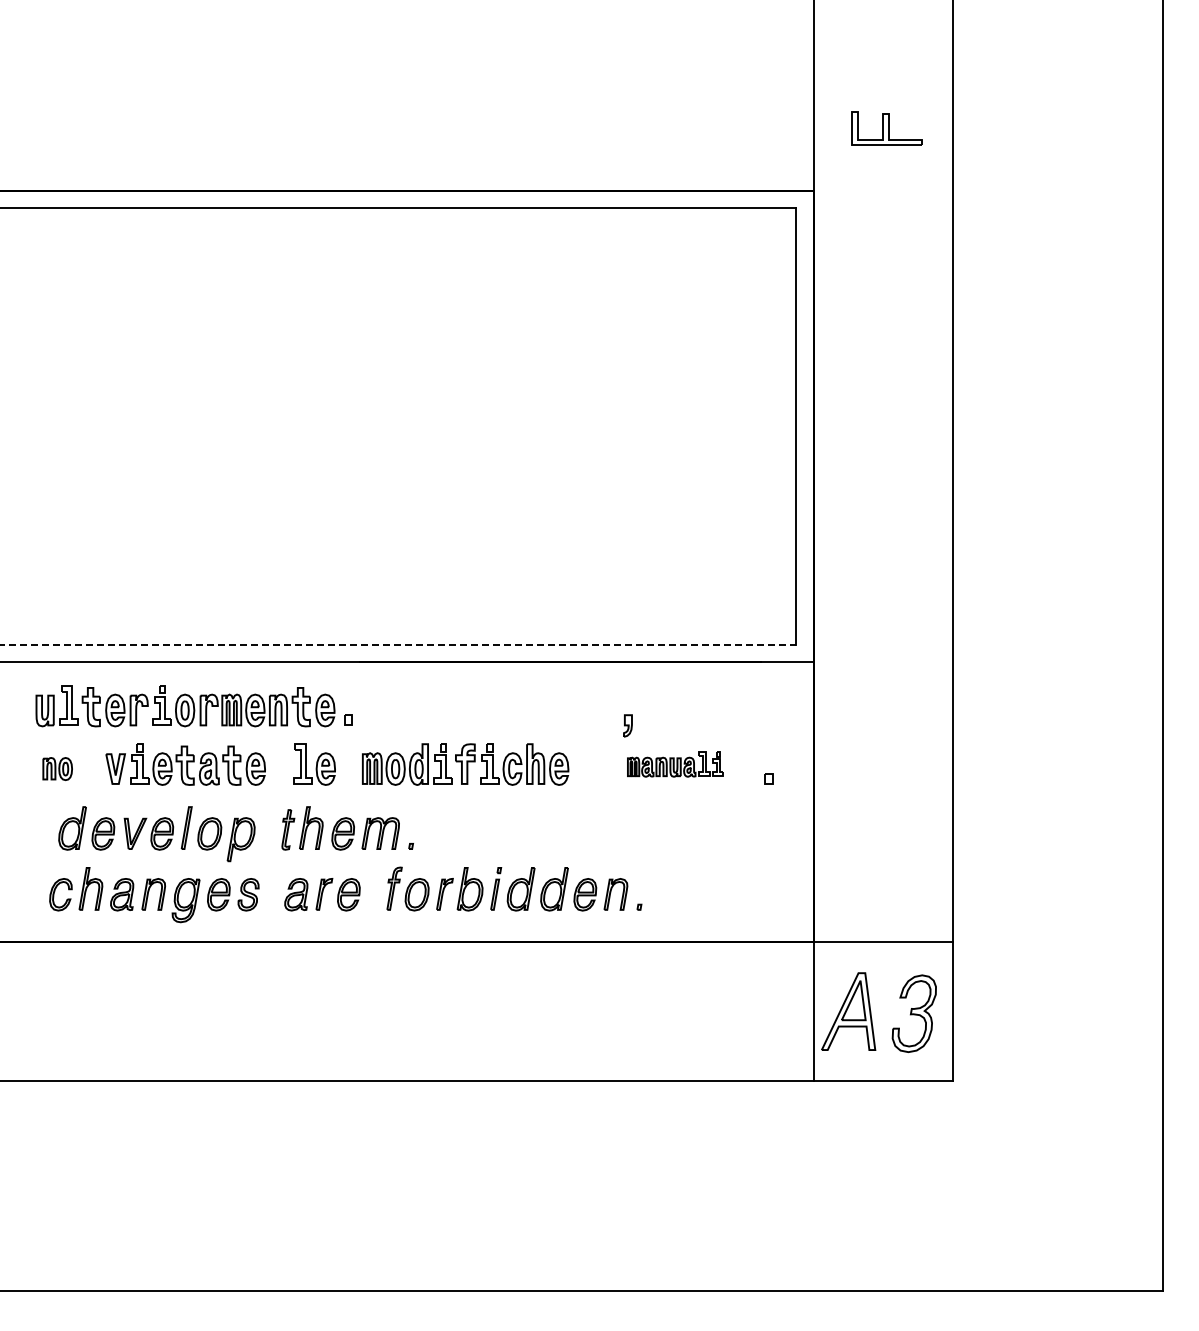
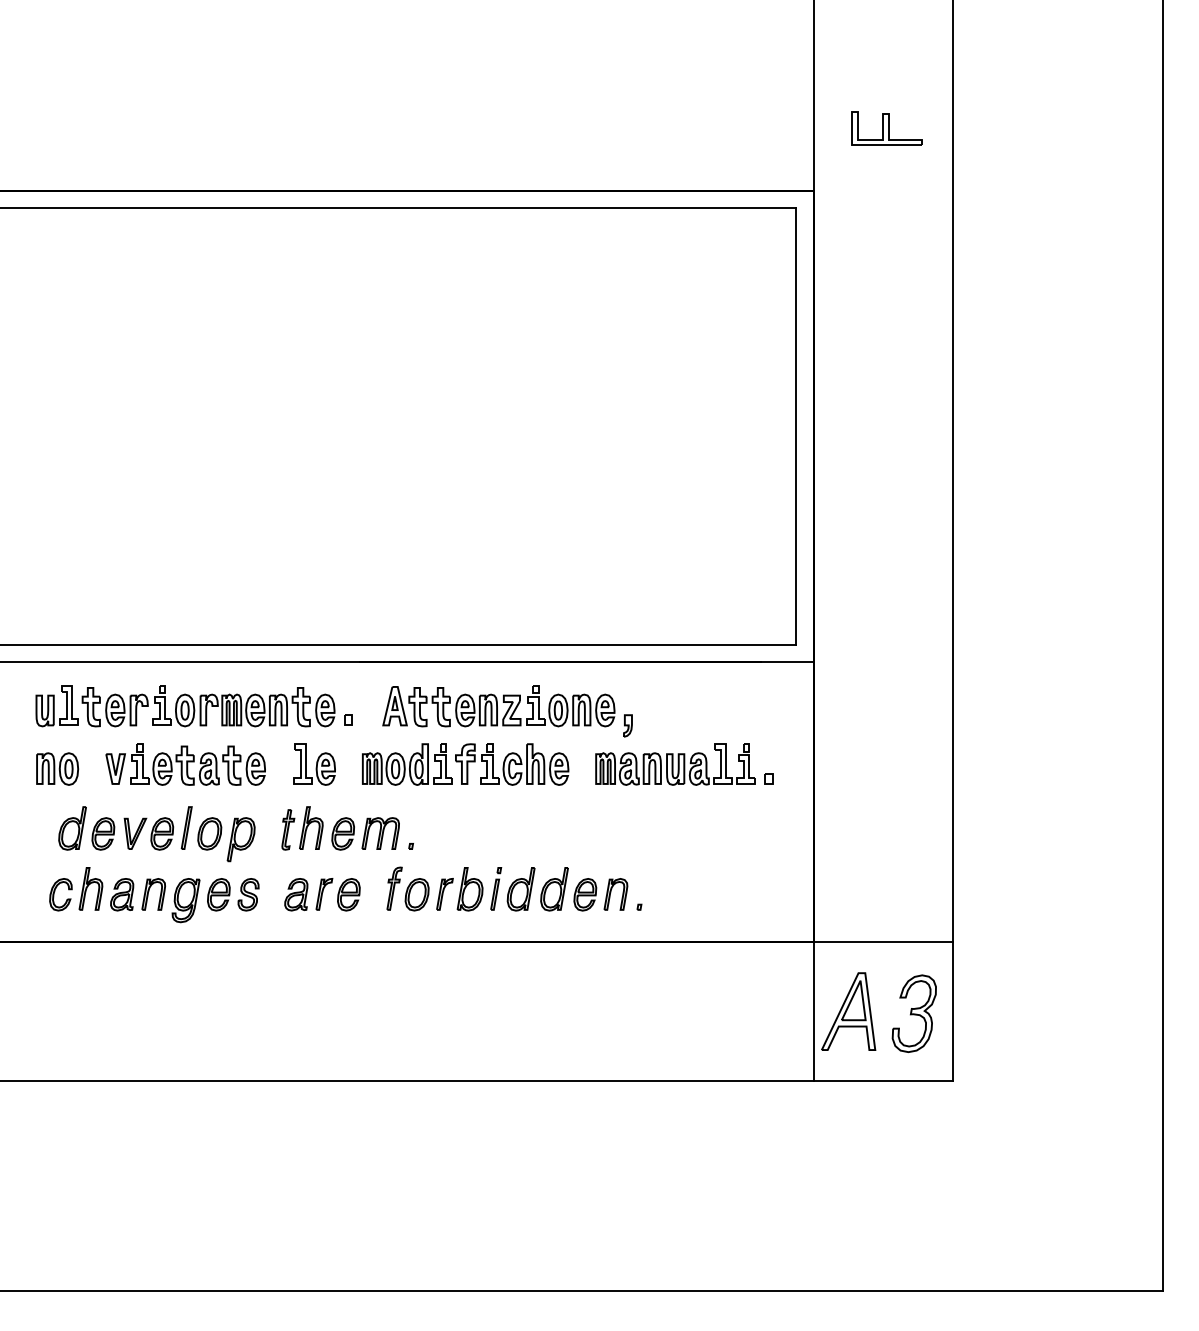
line: dashed -> solid (398, 644)
part: none -> present (498, 706)
part size: 97x27 px -> 161x43 px (675, 764)
part size: 31x25 px -> 44x34 px (57, 768)
